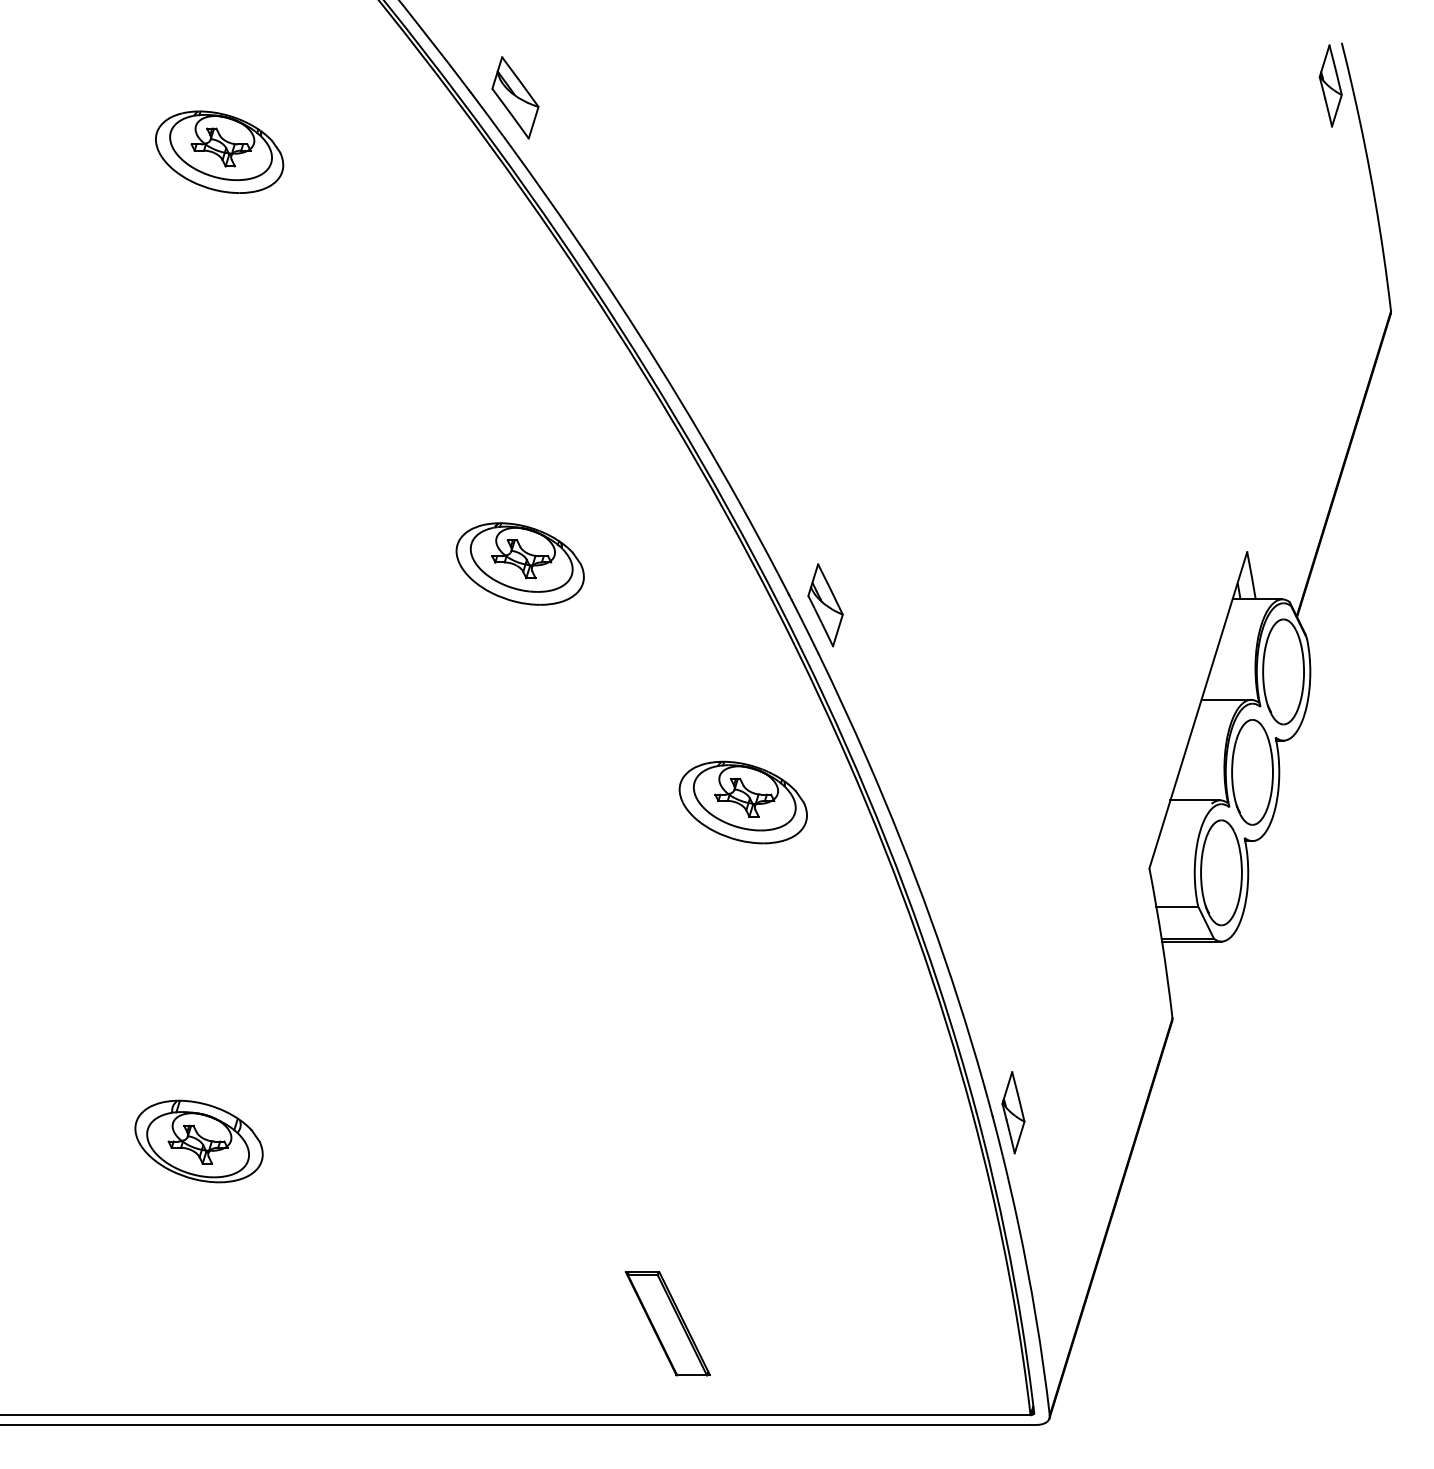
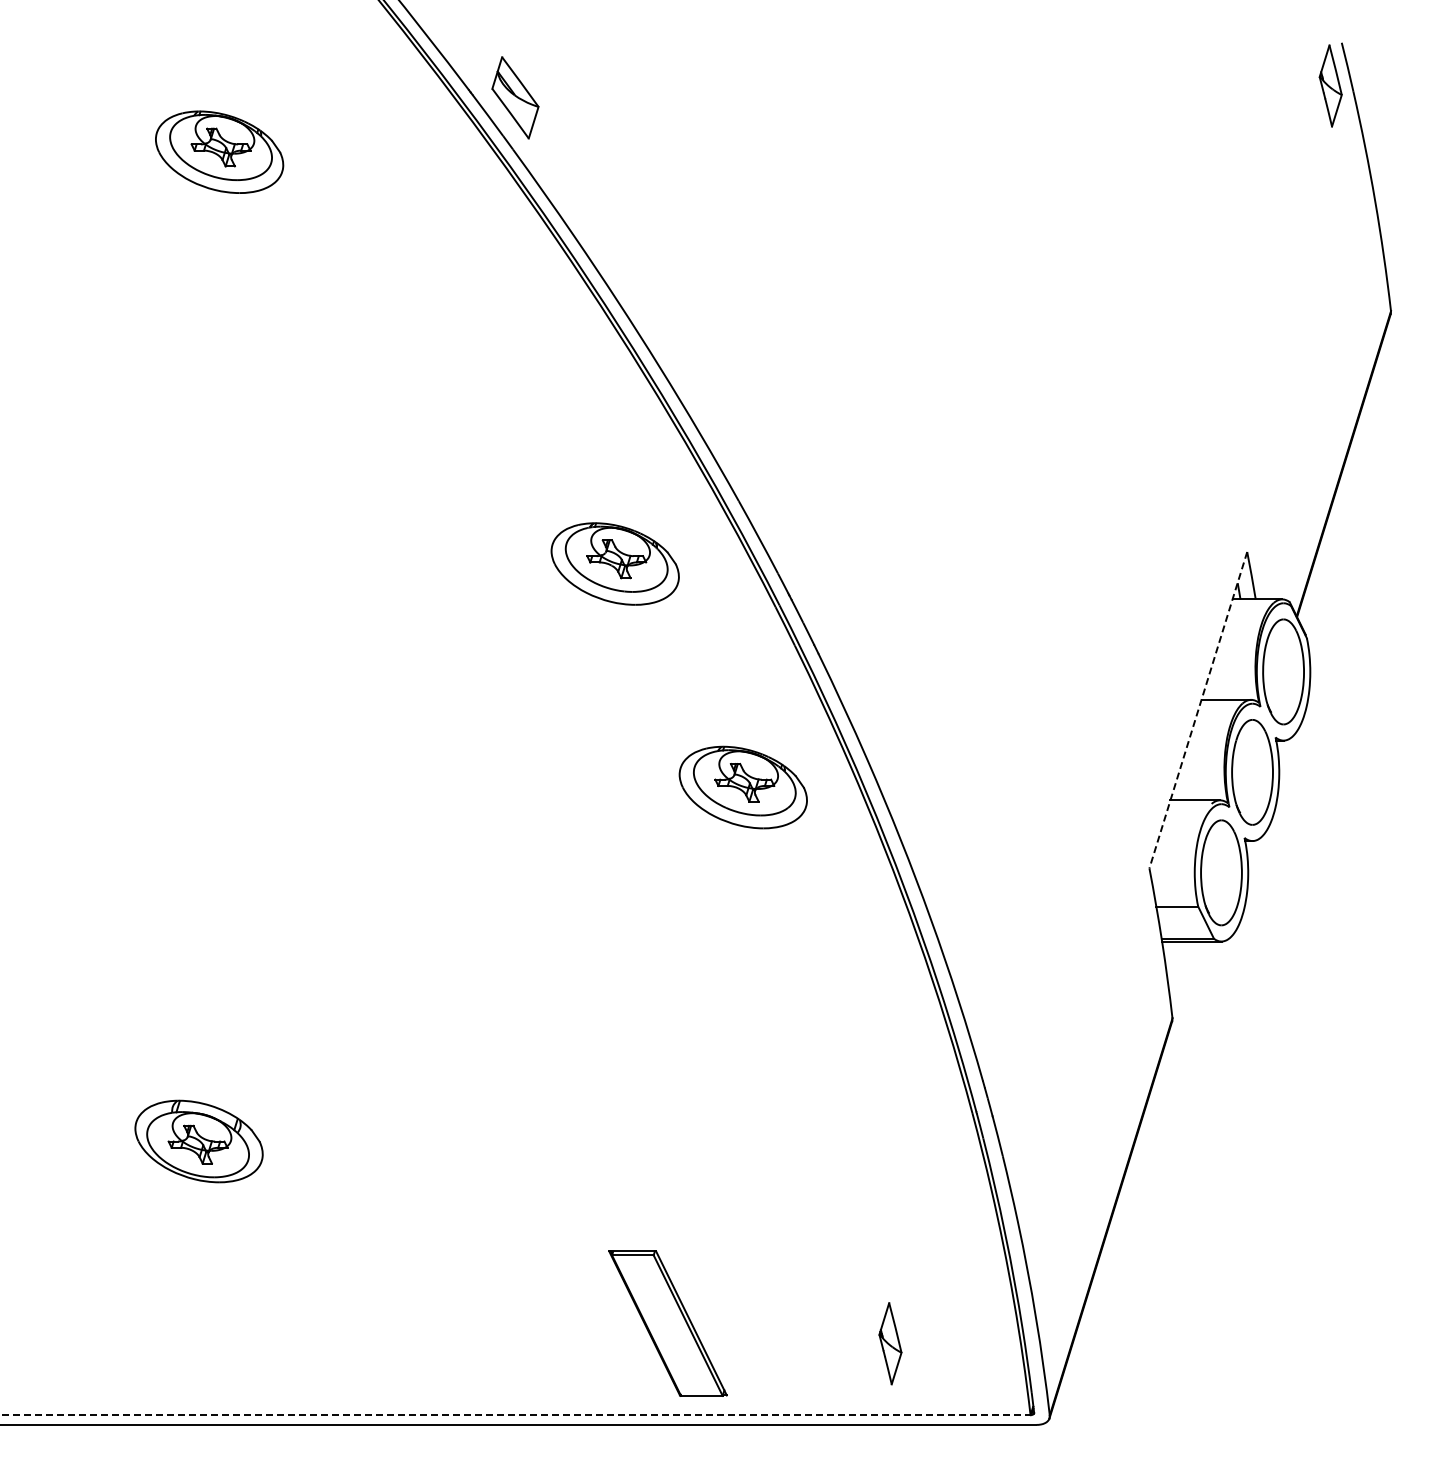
part position: (519, 563) -> (614, 563) (614, 563)
part: present -> none (825, 605)
line: solid -> dashed (1198, 710)
part position: (742, 802) -> (742, 787) (742, 787)
part position: (1013, 1112) -> (890, 1343) (890, 1343)
part size: 87x106 px -> 120x147 px (667, 1323)
line: solid -> dashed (515, 1415)
